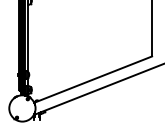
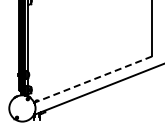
line: solid -> dashed (93, 79)
